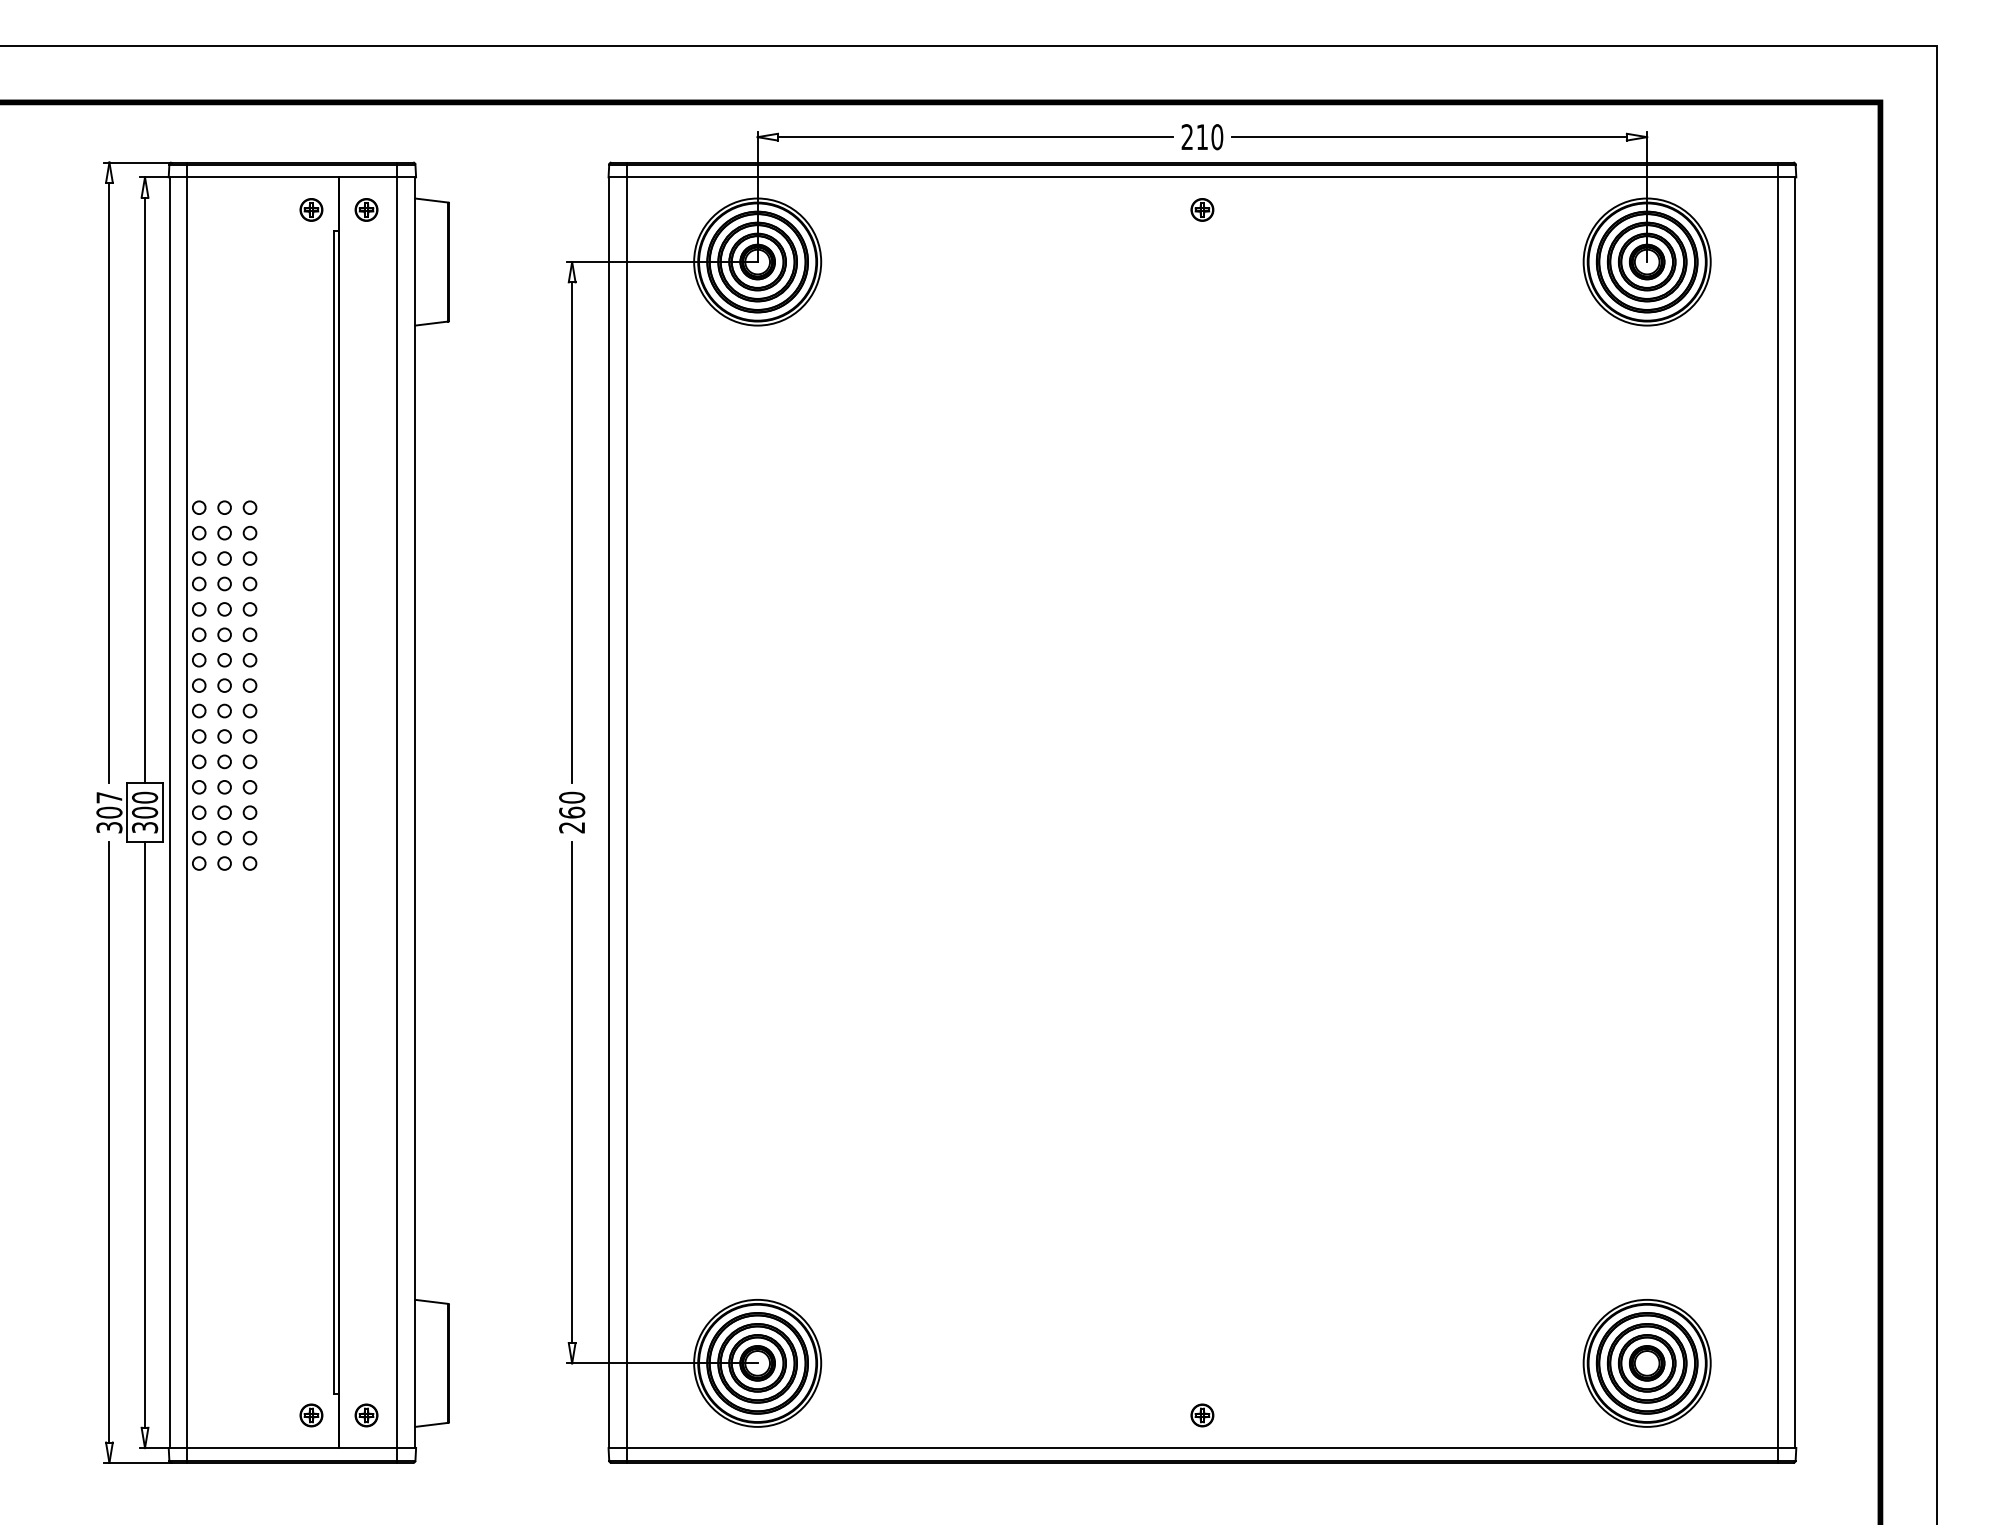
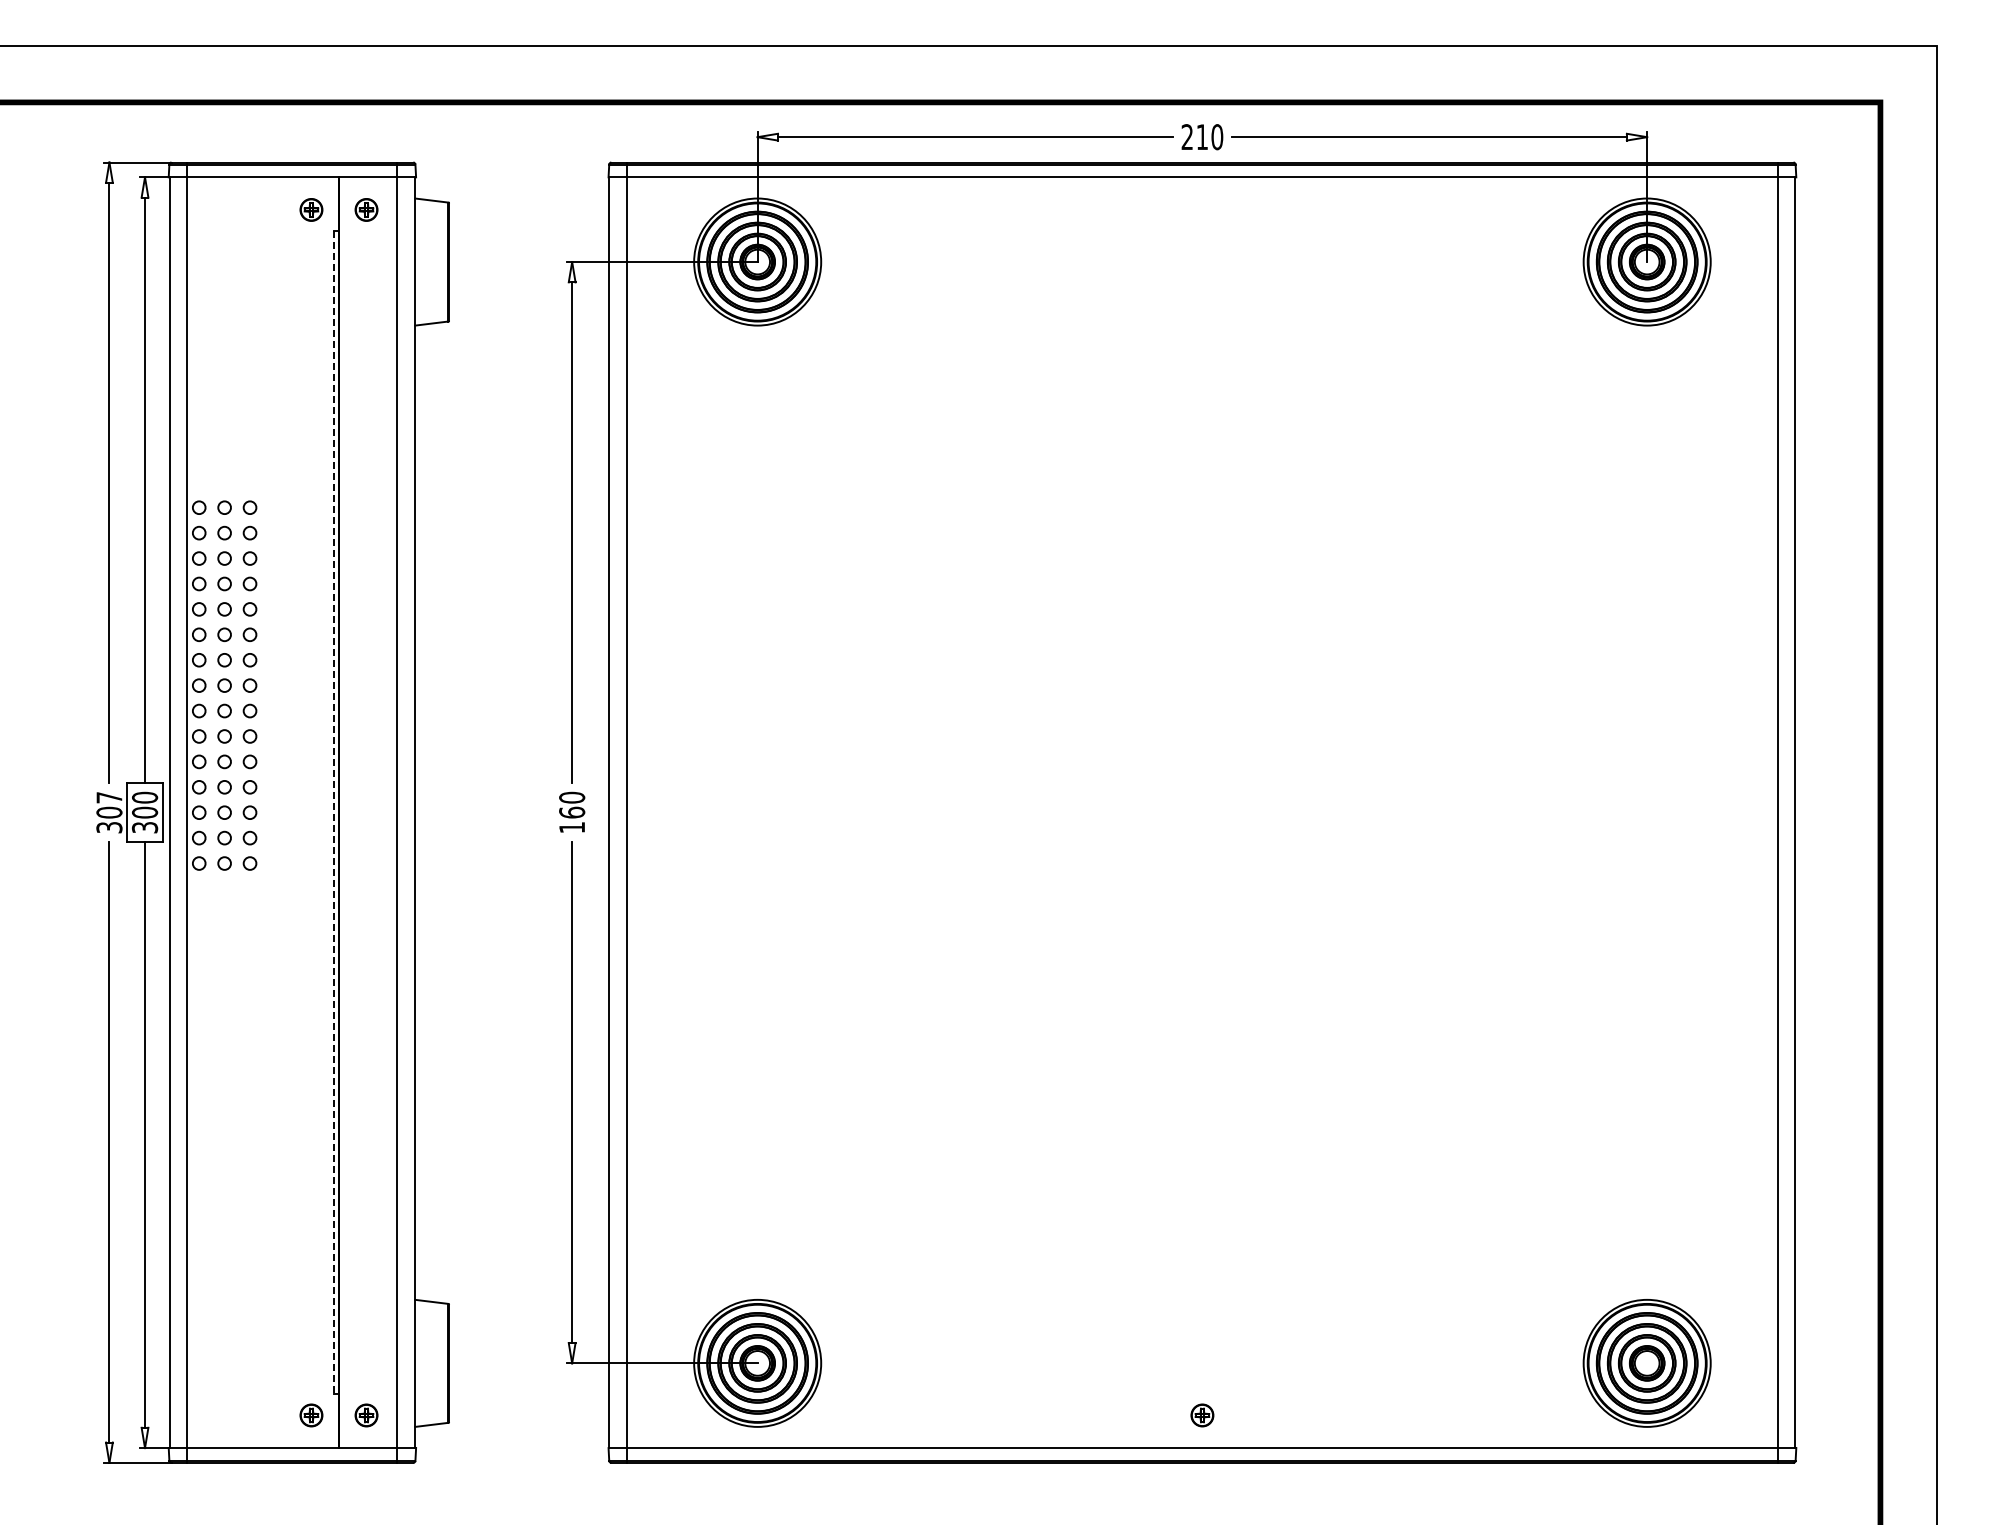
part: present -> none (1202, 209)
line: solid -> dashed (334, 812)
text: 260 -> 160 (571, 827)
